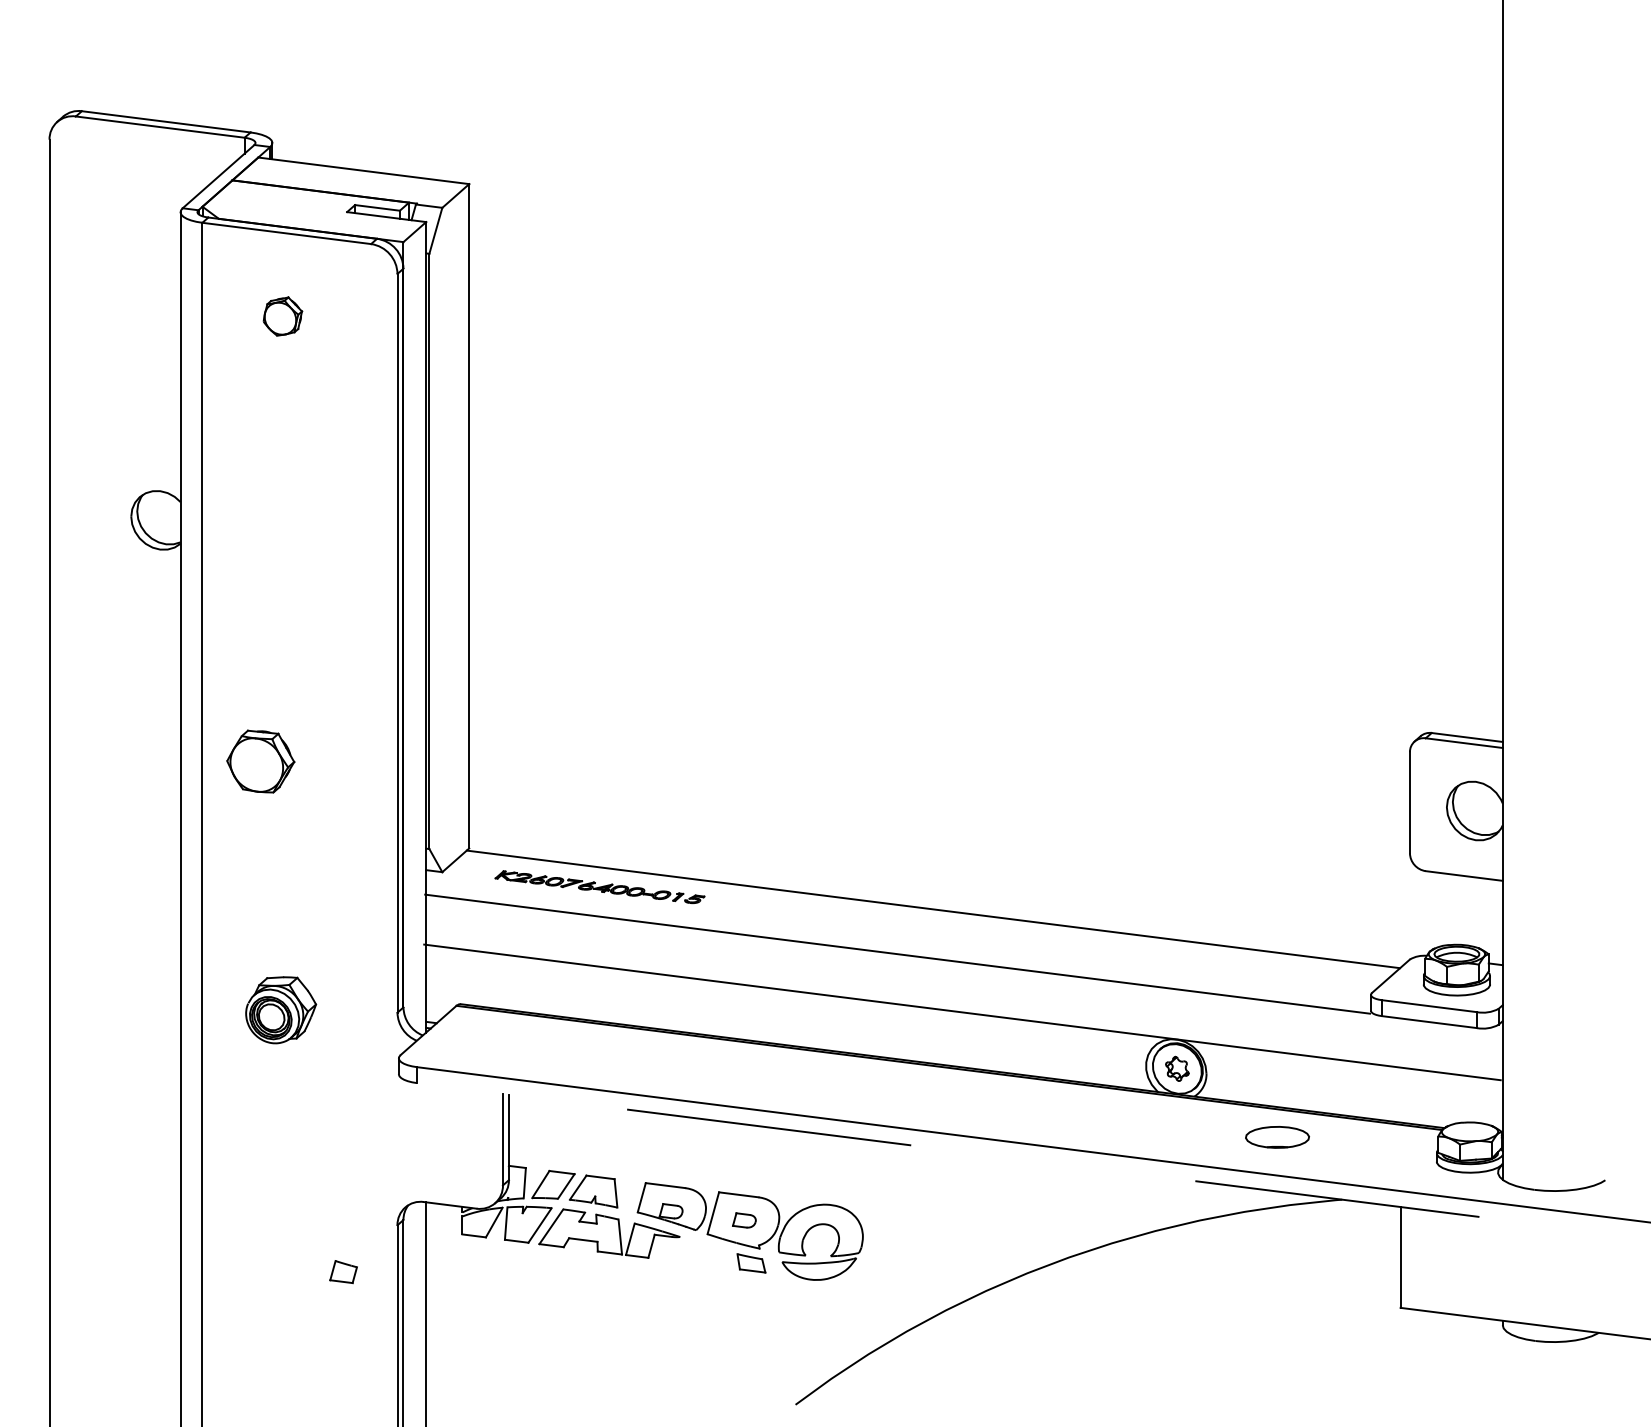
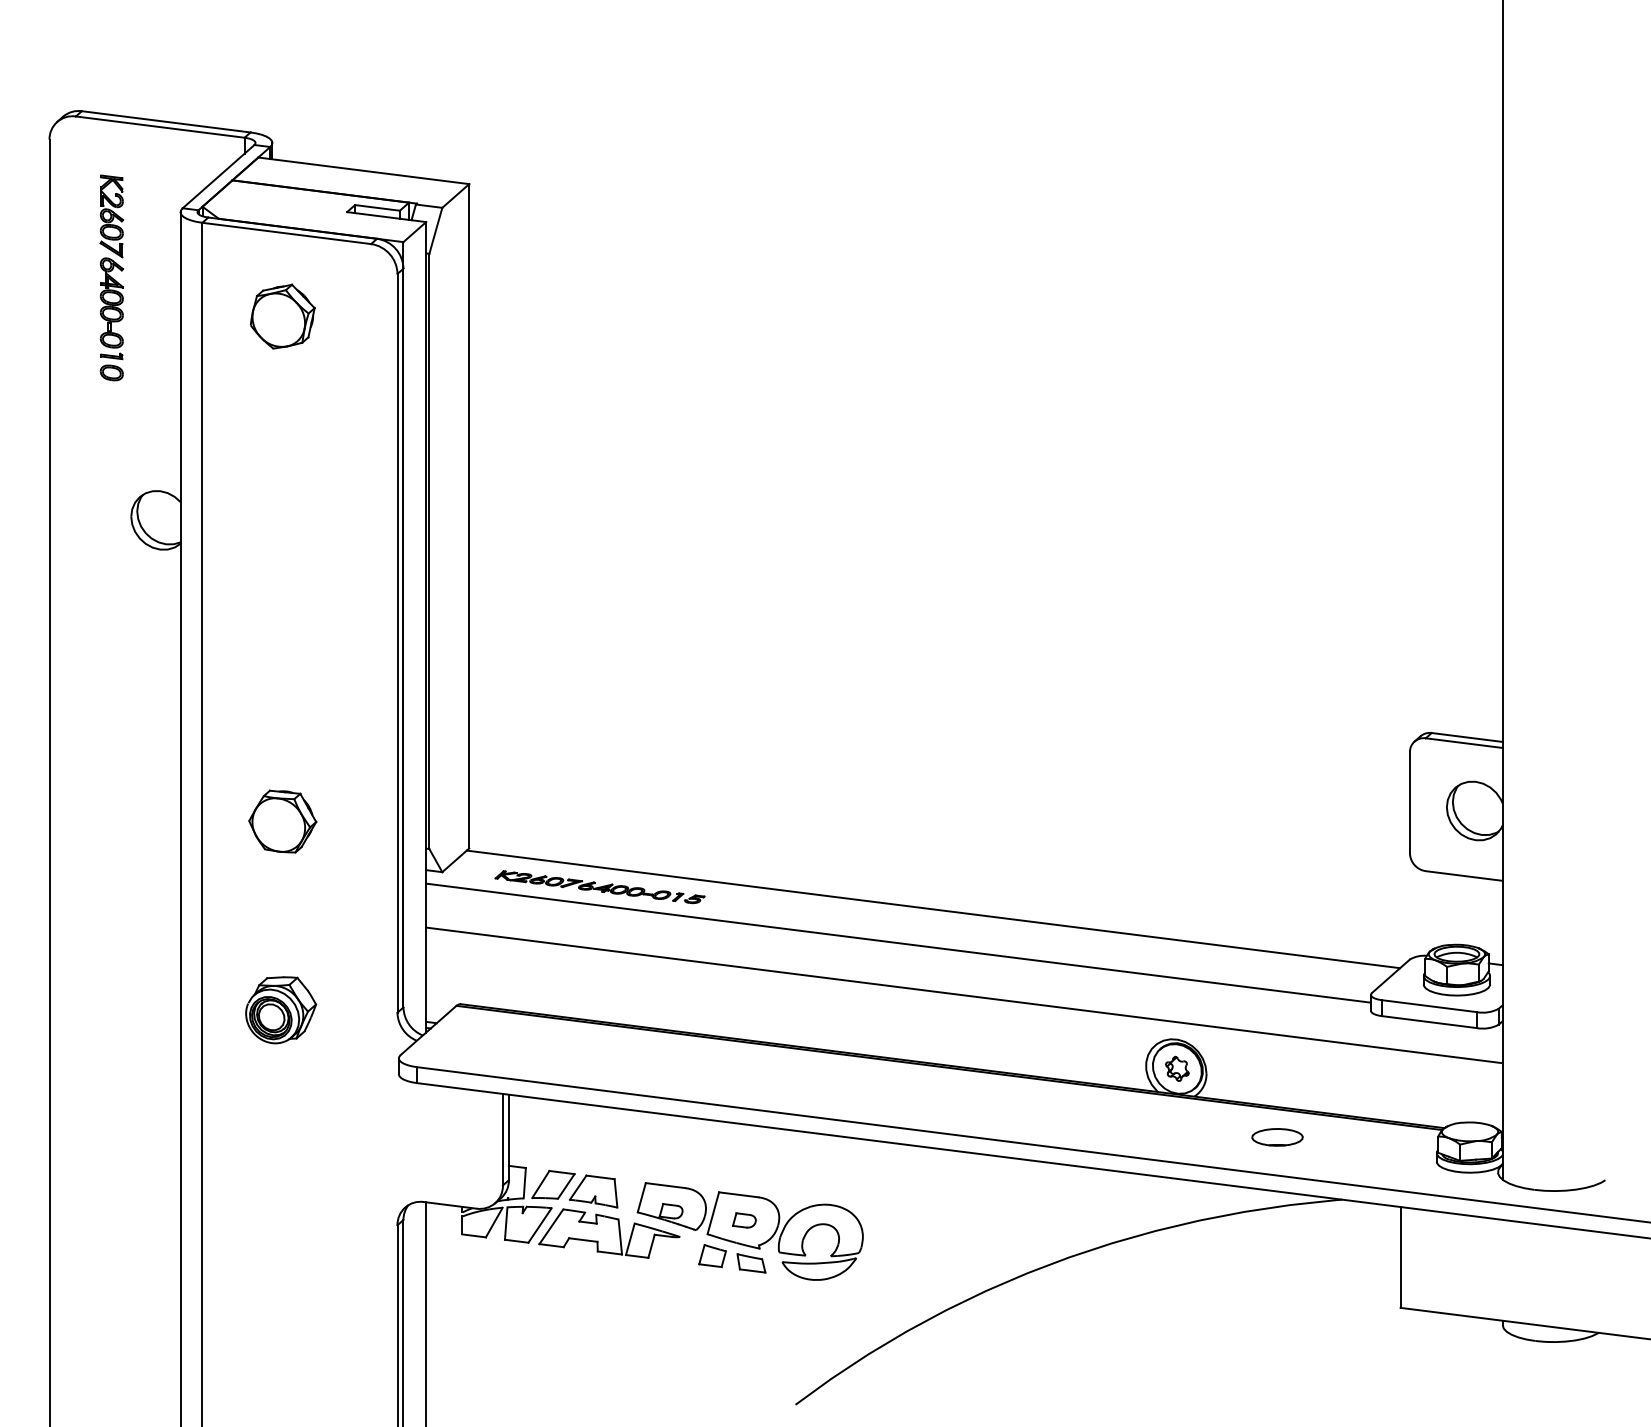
part: none -> present (111, 277)
part size: 42x41 px -> 66x67 px (282, 316)
part position: (260, 761) -> (282, 821) (282, 821)
line position: (897, 953) -> (898, 942) (898, 942)
line position: (962, 1012) -> (964, 995) (964, 995)
part size: 65x23 px -> 53x19 px (1277, 1137)
line: dashed -> solid (1033, 1160)
part position: (343, 1272) -> (712, 1256) (712, 1256)
